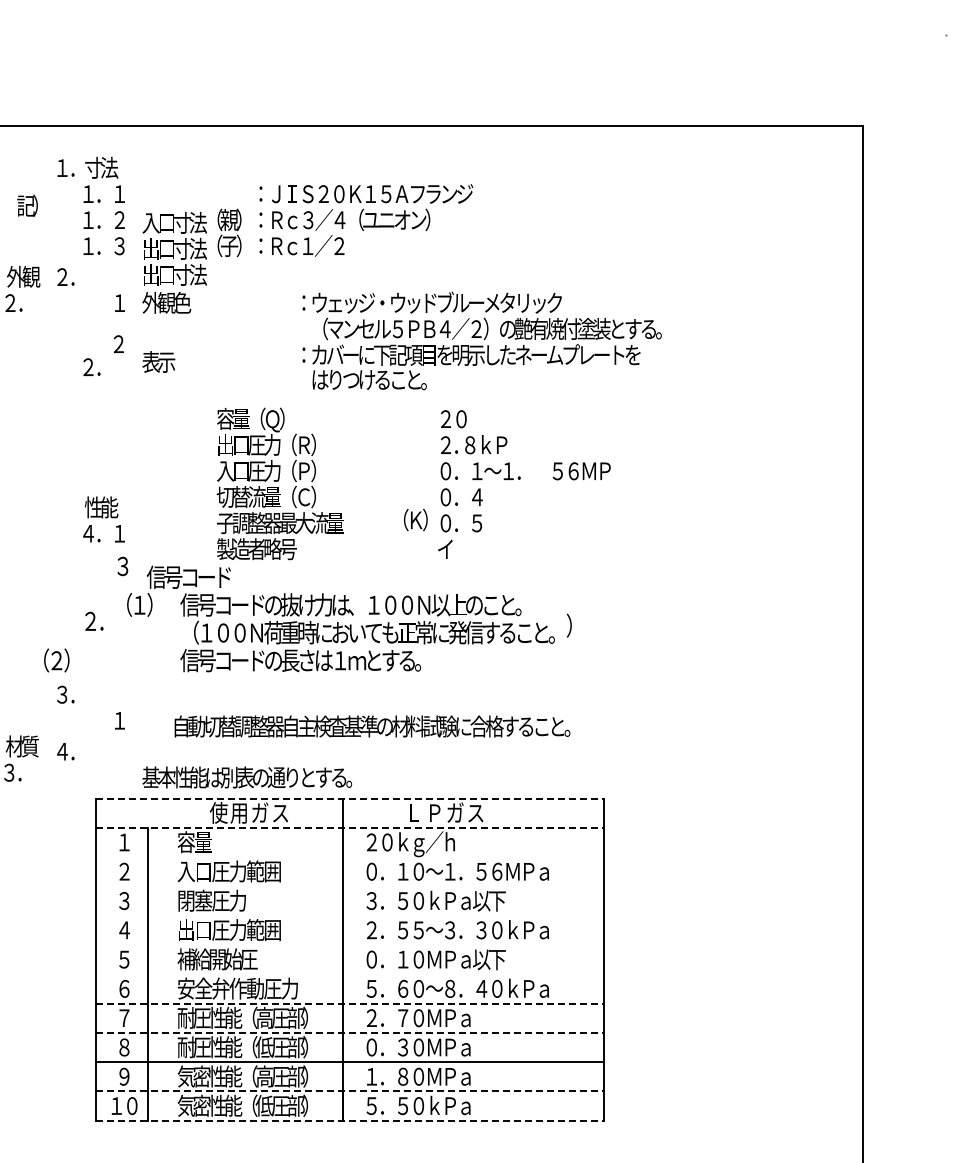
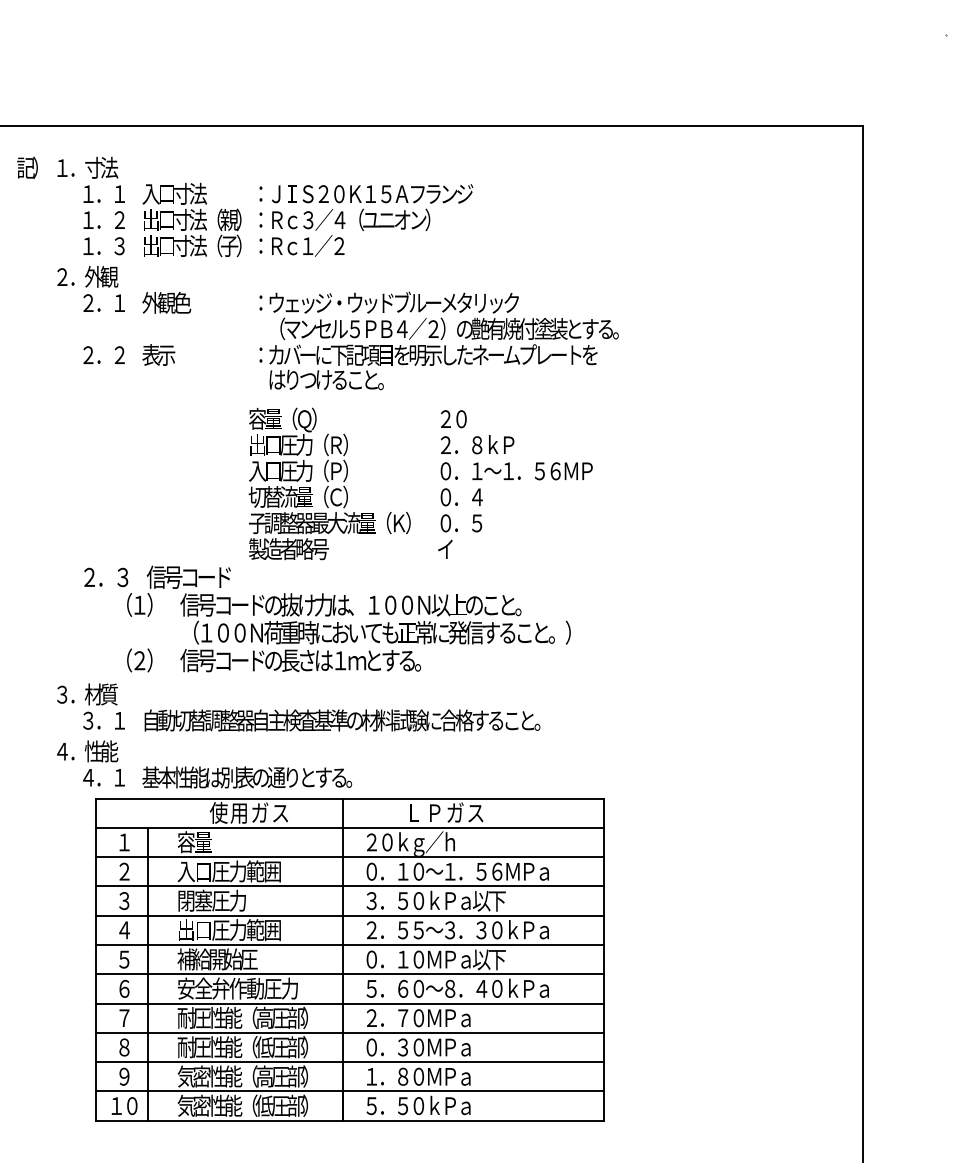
text position: (27, 205) -> (27, 167) (27, 167)
text position: (174, 248) -> (174, 219) (174, 219)
text position: (22, 288) -> (100, 288) (100, 288)
text position: (481, 340) -> (438, 340) (438, 340)
text position: (118, 343) -> (119, 354) (119, 354)
text position: (158, 361) -> (158, 354) (158, 354)
text position: (91, 366) -> (91, 354) (91, 354)
text position: (486, 444) -> (493, 444) (493, 444)
text position: (581, 471) -> (563, 471) (563, 471)
text position: (279, 483) -> (311, 483) (311, 483)
text position: (103, 519) -> (103, 763) (103, 763)
text position: (415, 520) -> (398, 523) (398, 523)
text position: (122, 566) -> (122, 577) (122, 577)
text position: (94, 620) -> (93, 576) (93, 576)
text position: (568, 625) -> (567, 632) (567, 632)
text position: (56, 660) -> (139, 660) (139, 660)
text position: (372, 726) -> (342, 720) (342, 720)
text position: (21, 758) -> (100, 706) (100, 706)
line: dashed -> solid (349, 798)
line: dashed -> solid (349, 827)
line: none -> present (349, 857)
line: none -> present (349, 886)
line: none -> present (349, 915)
line: none -> present (349, 945)
line: none -> present (349, 974)
line: dashed -> solid (349, 1003)
line: dashed -> solid (349, 1032)
line: dashed -> solid (349, 1091)
line: dashed -> solid (349, 1120)
